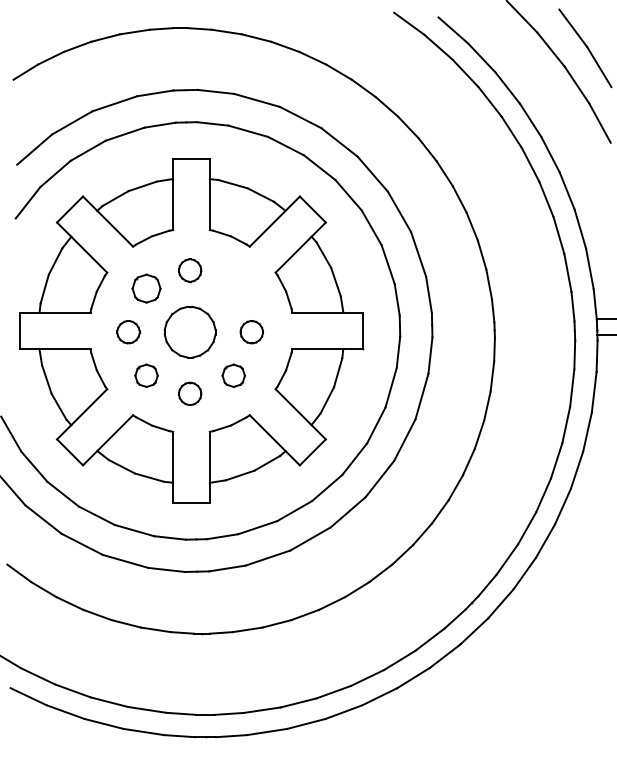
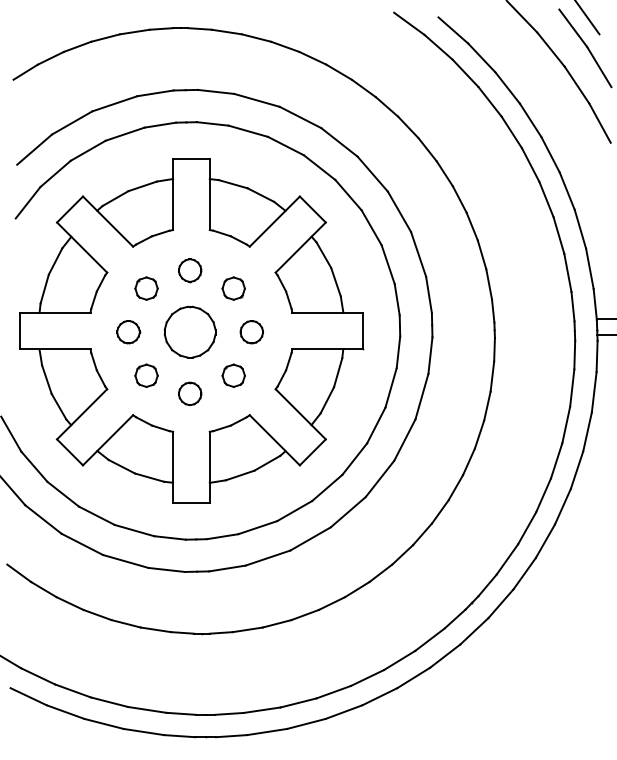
line: none -> present (587, 18)
part size: 31x31 px -> 25x25 px (146, 288)
part: none -> present (233, 288)
